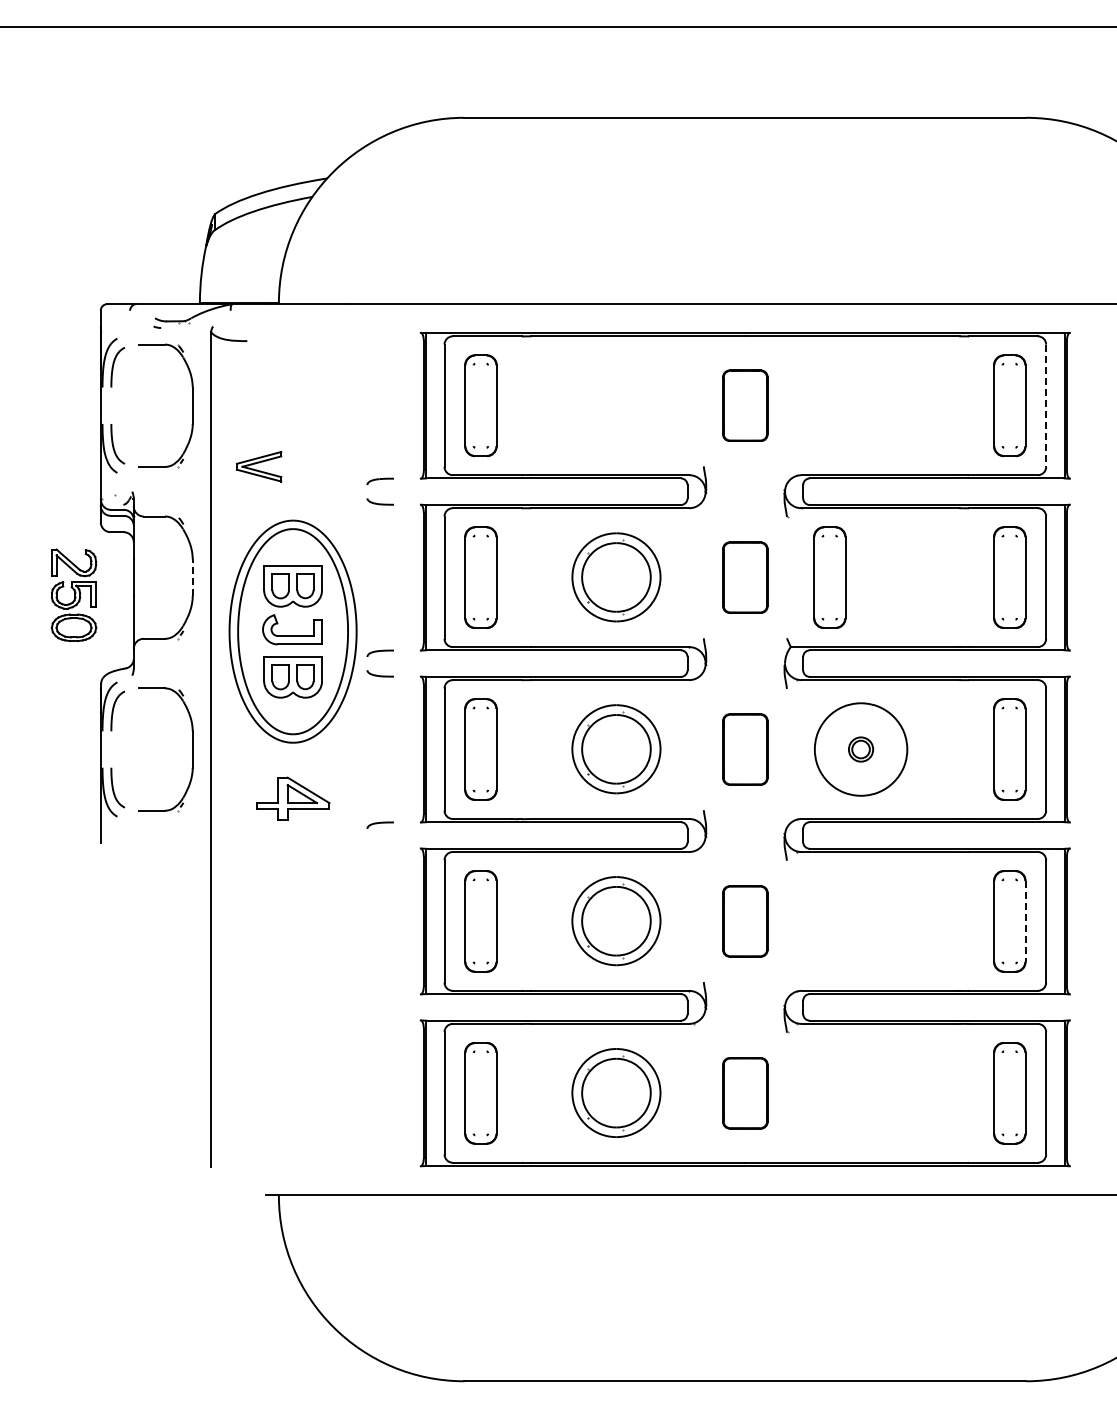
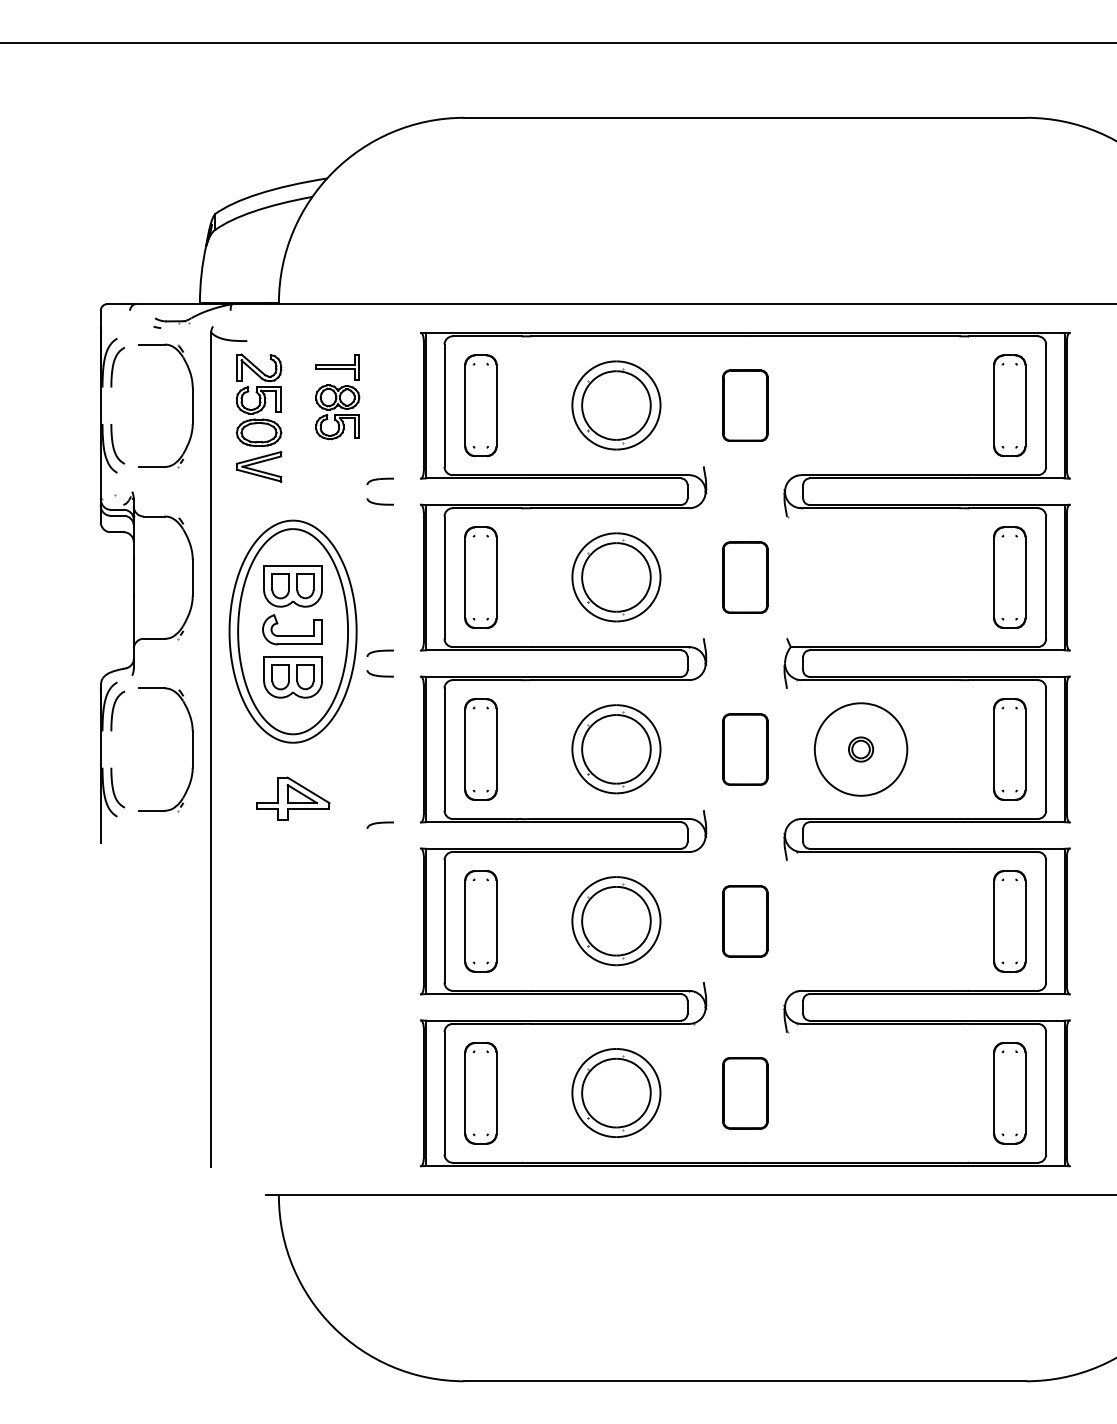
line position: (557, 26) -> (557, 42) (557, 42)
part: none -> present (337, 397)
part: none -> present (616, 405)
line: dashed -> solid (1046, 406)
line: dashed -> solid (192, 577)
part: present -> none (829, 577)
part position: (73, 594) -> (258, 399) (258, 399)
line: dashed -> solid (1025, 921)
